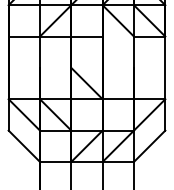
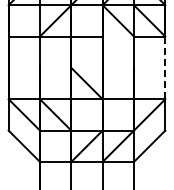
line: solid -> dashed (165, 67)
